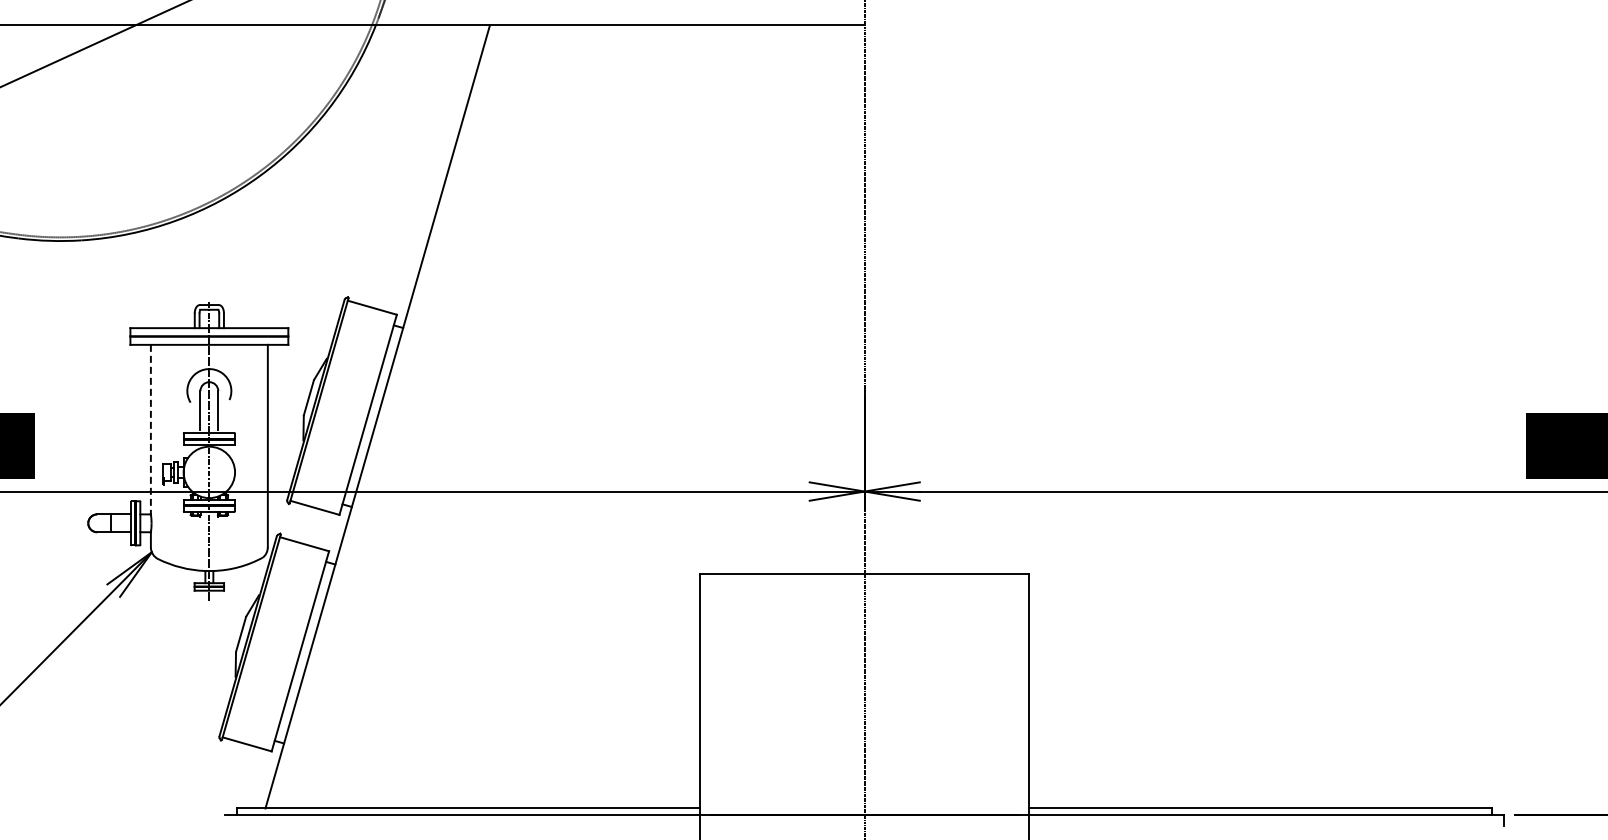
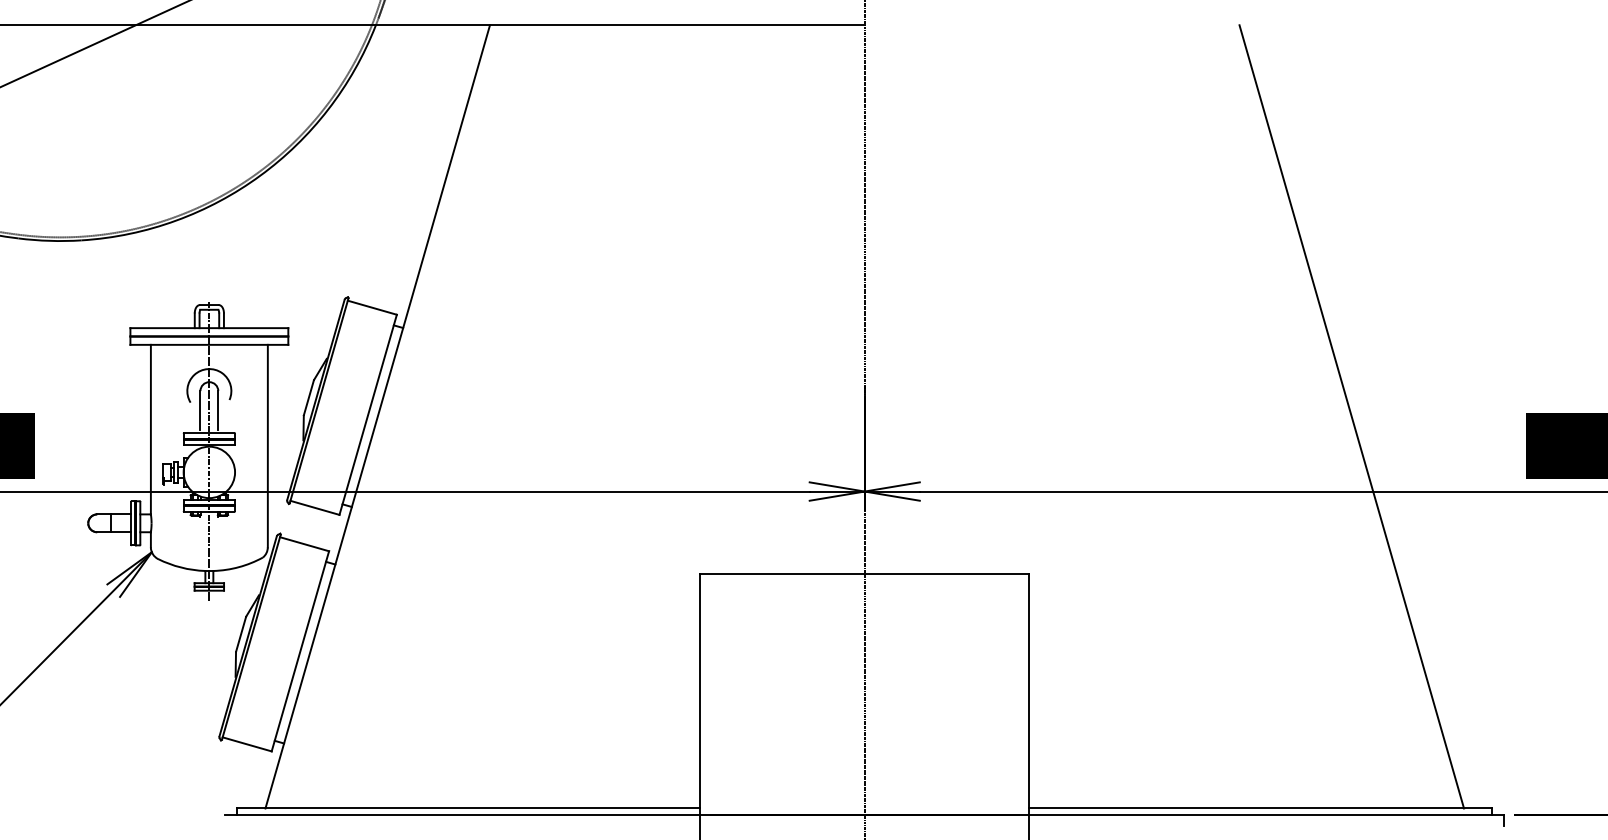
line: none -> present (1351, 416)
line: dashed -> solid (150, 429)
